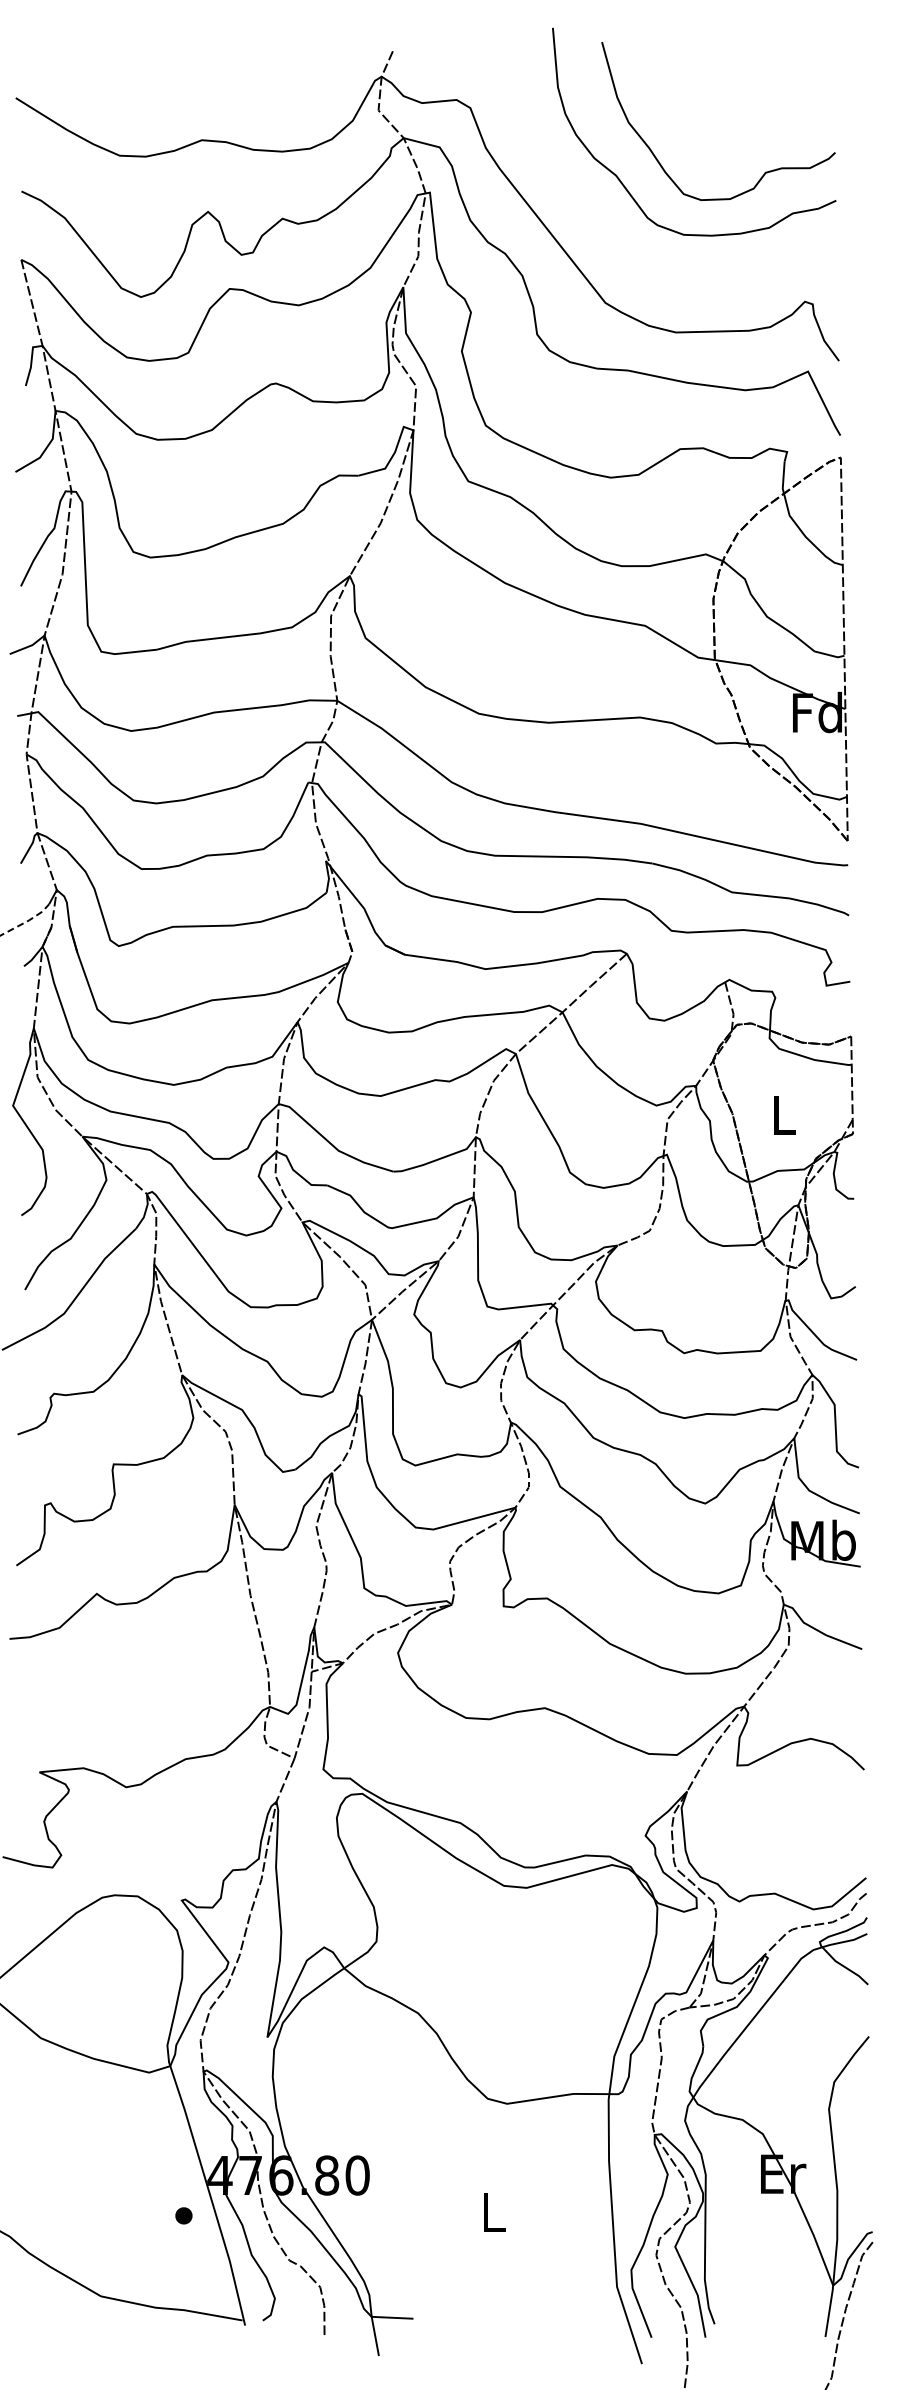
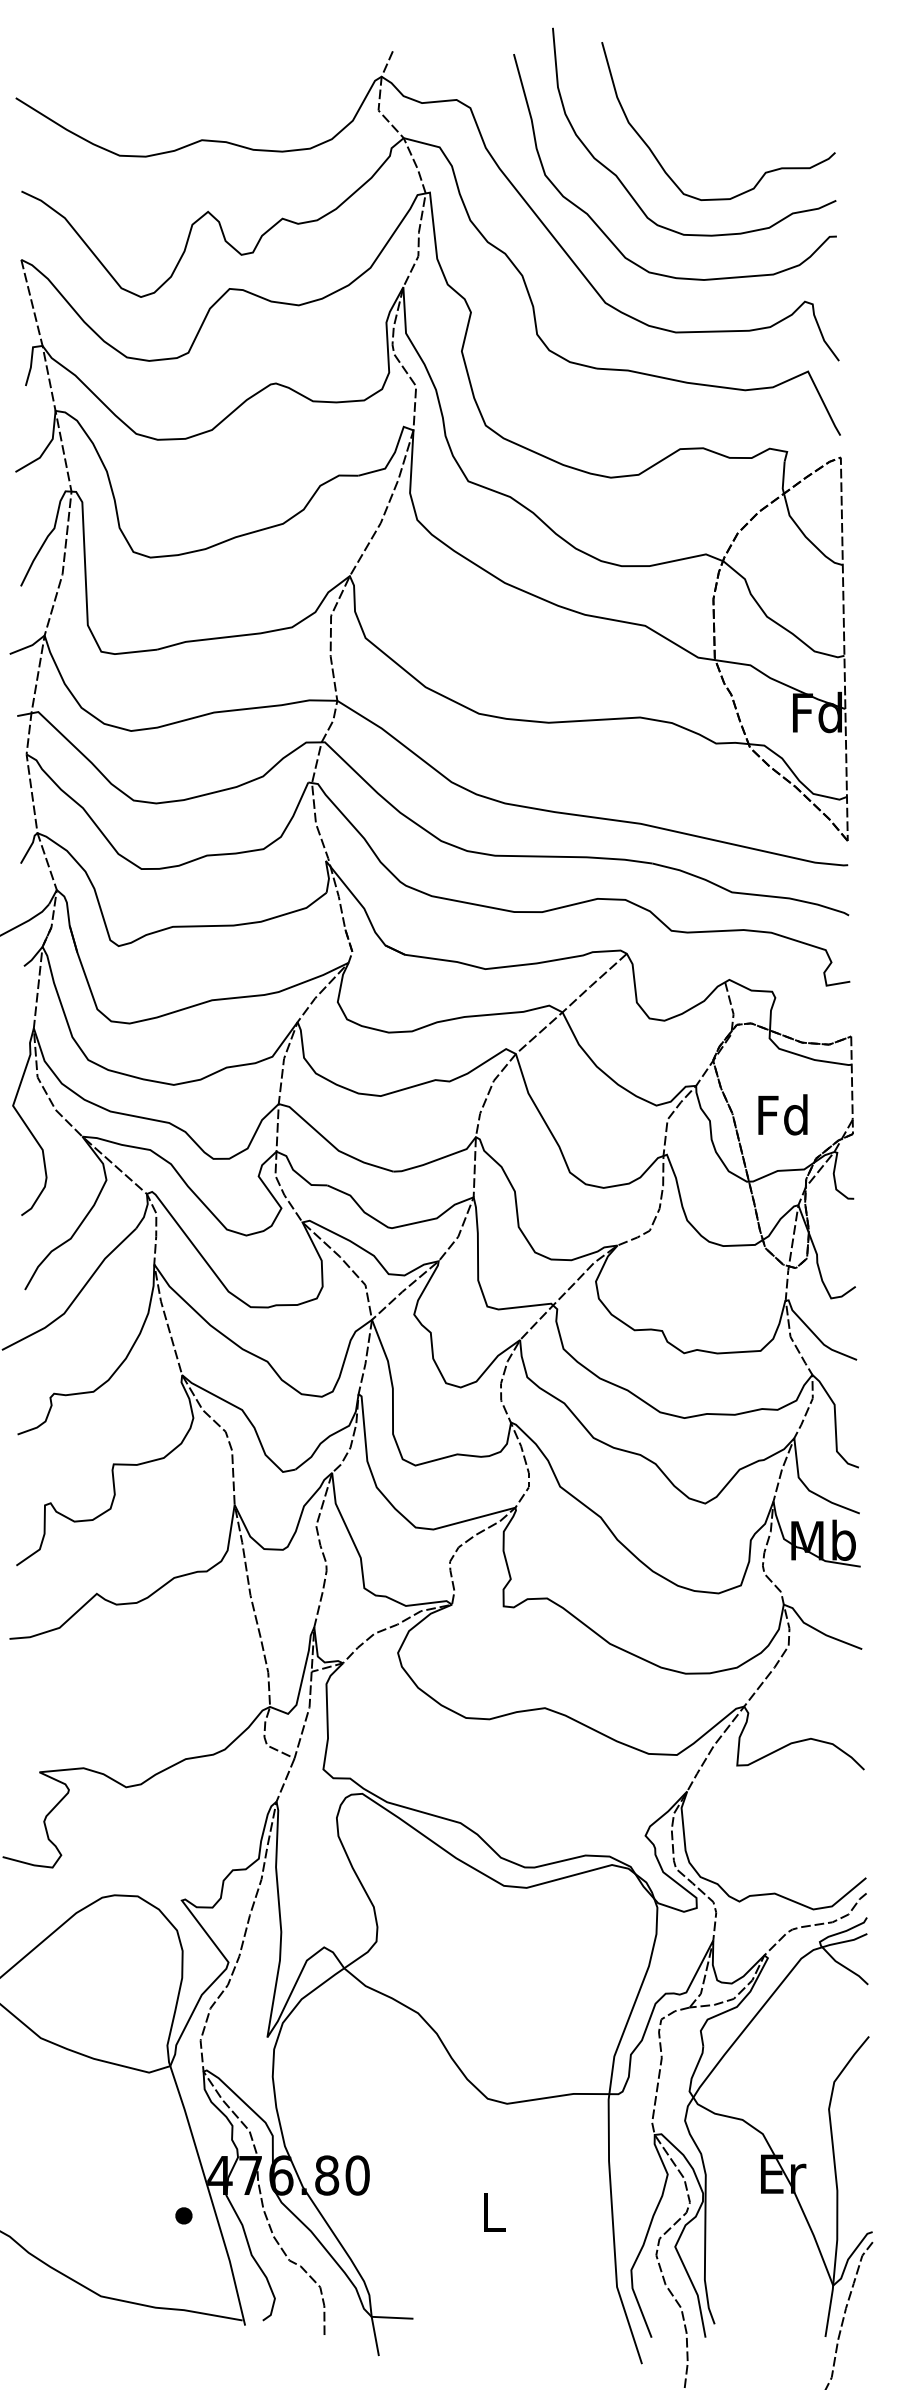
curve: none -> present (601, 228)
line: dashed -> solid (27, 921)
text: L -> Fd (782, 1114)
